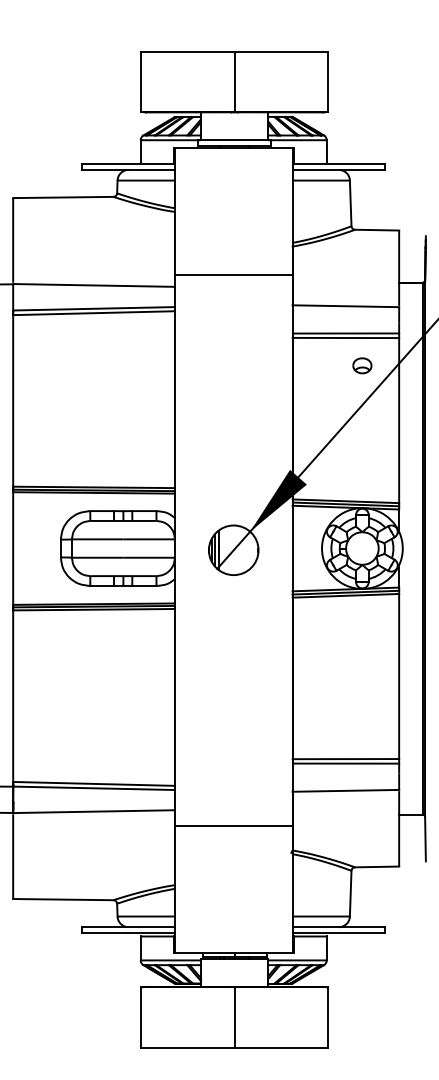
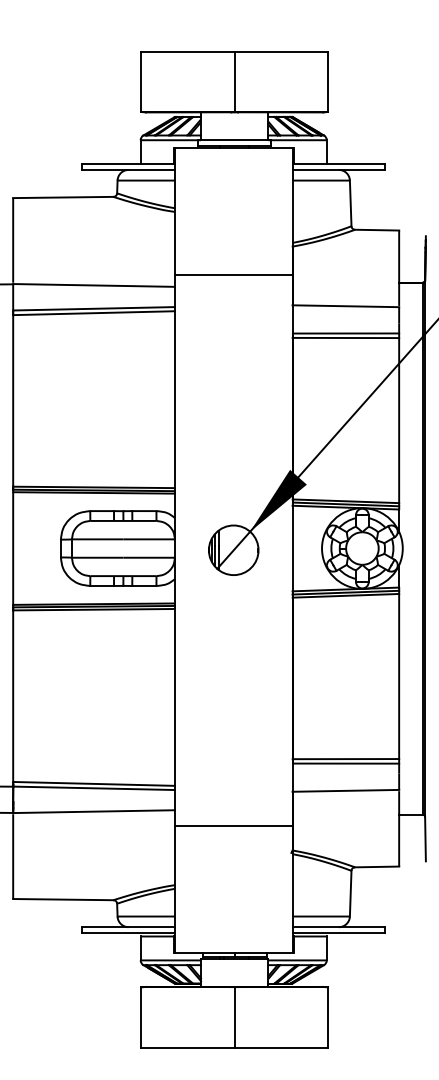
part: present -> none (362, 365)
